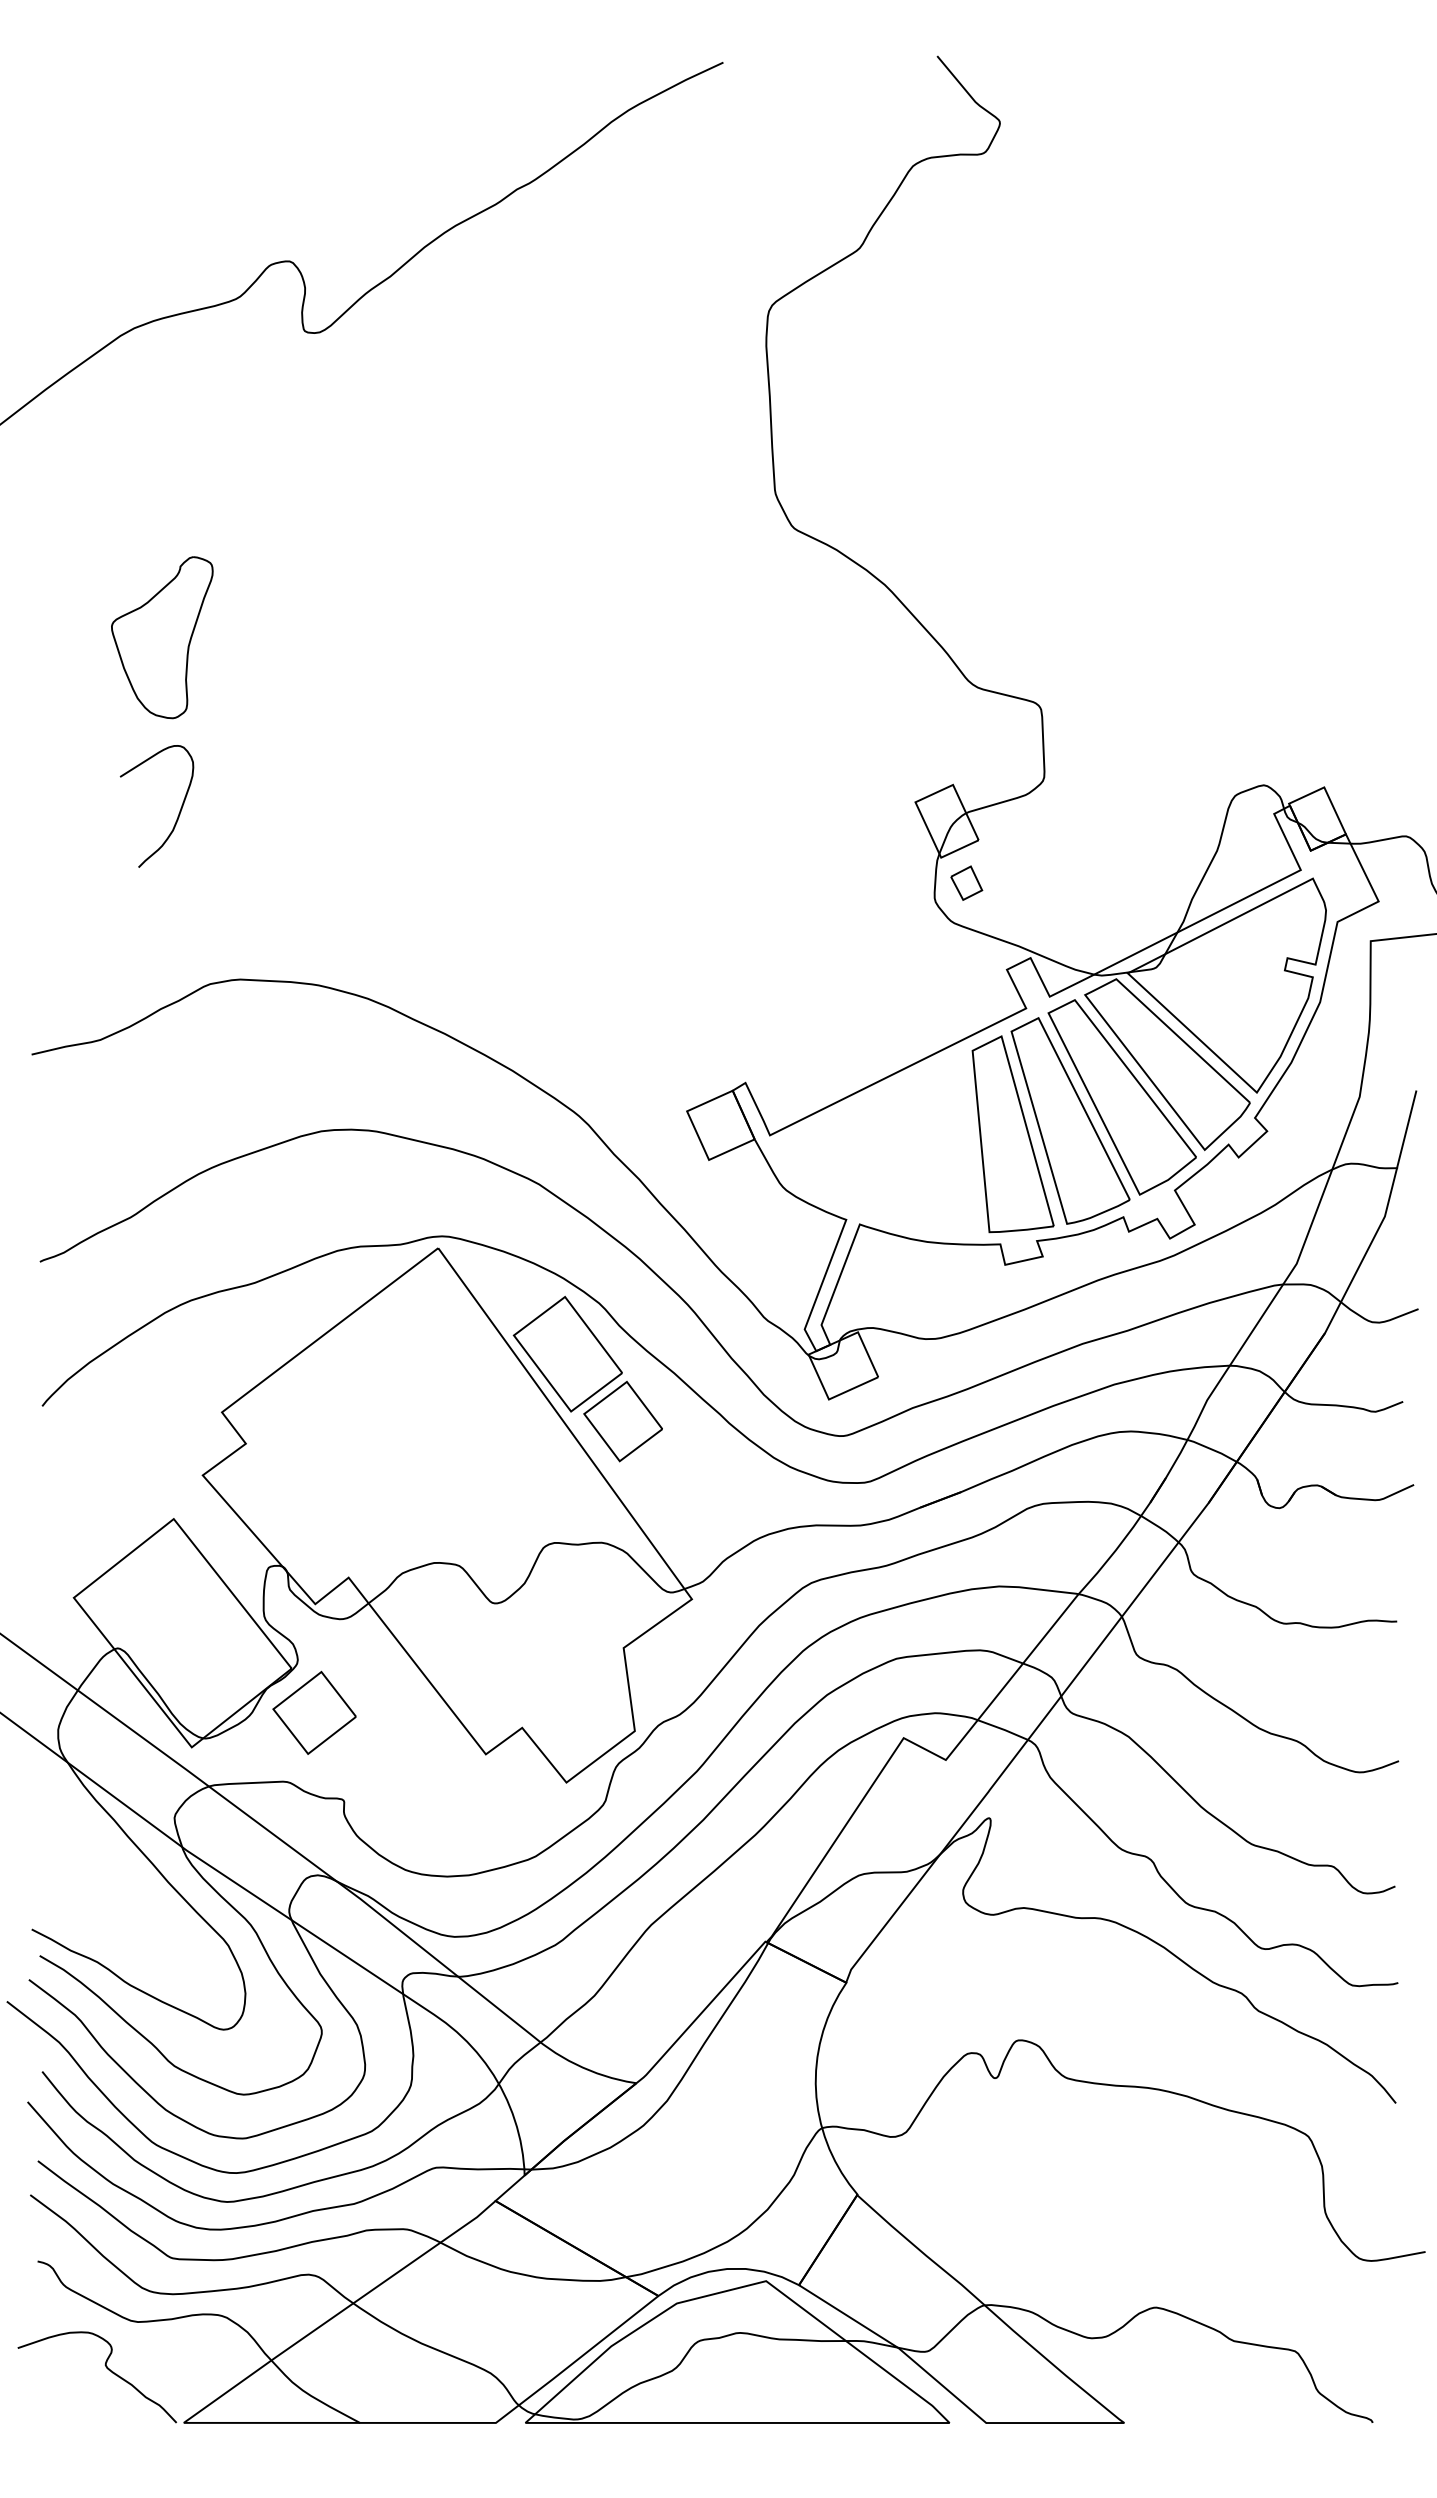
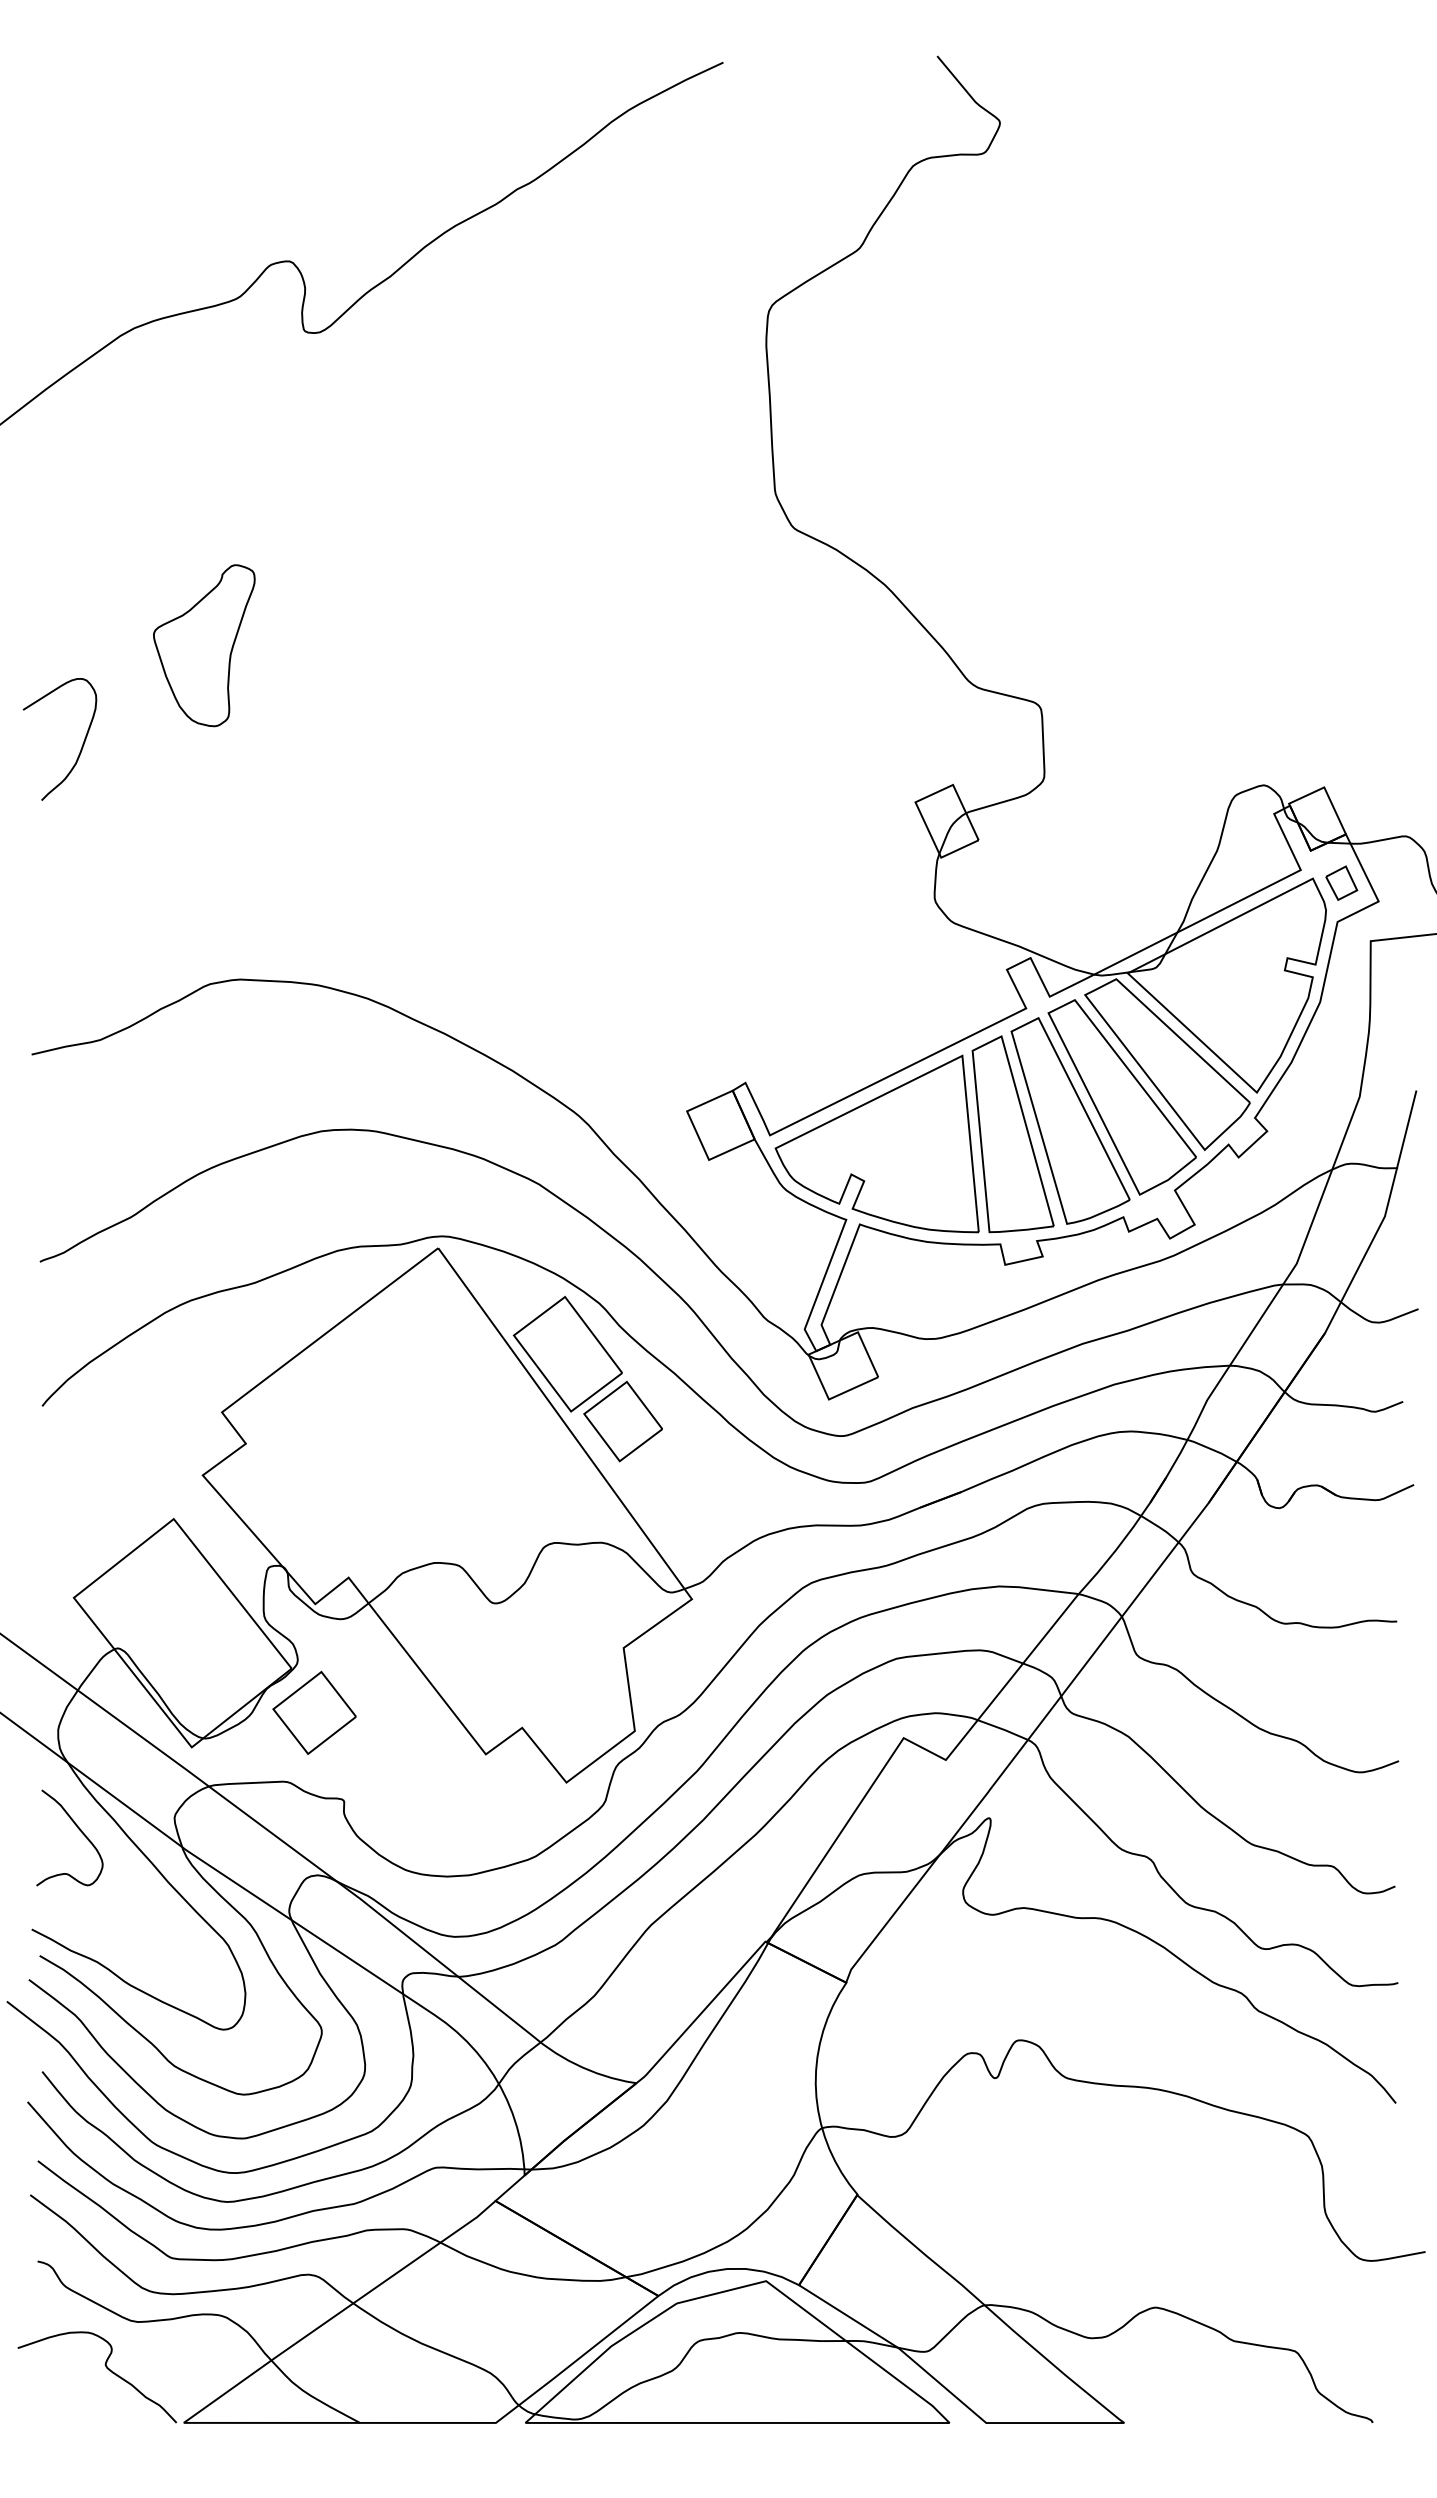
part position: (162, 637) -> (204, 645) (204, 645)
curve position: (178, 813) -> (81, 746) (81, 746)
part position: (966, 882) -> (1341, 882) (1341, 882)
part: none -> present (876, 1143)
curve: none -> present (77, 1828)
